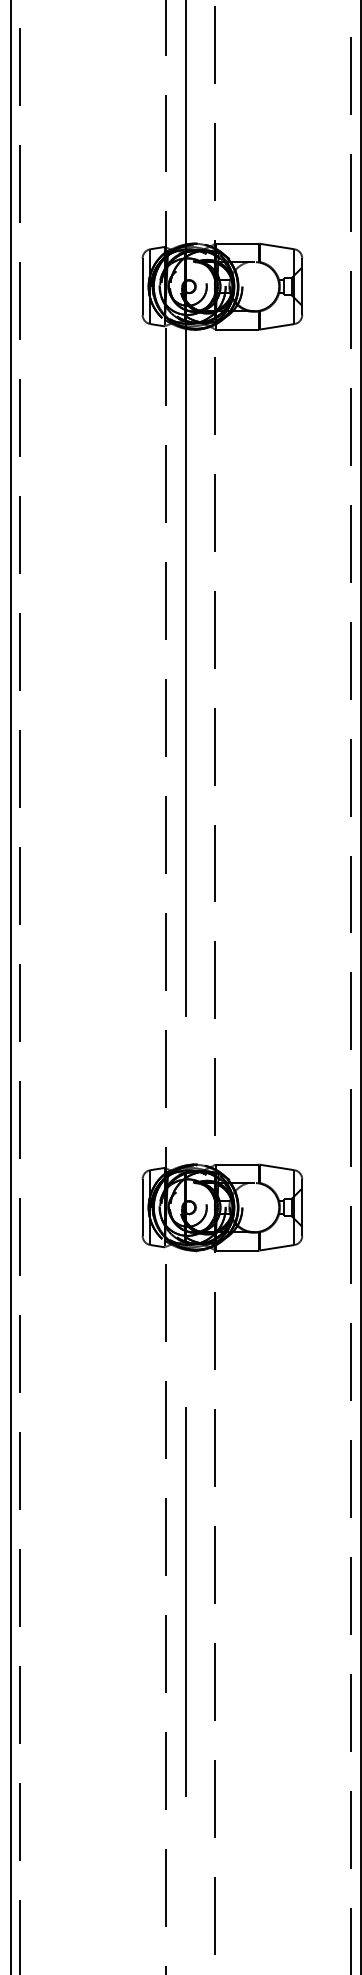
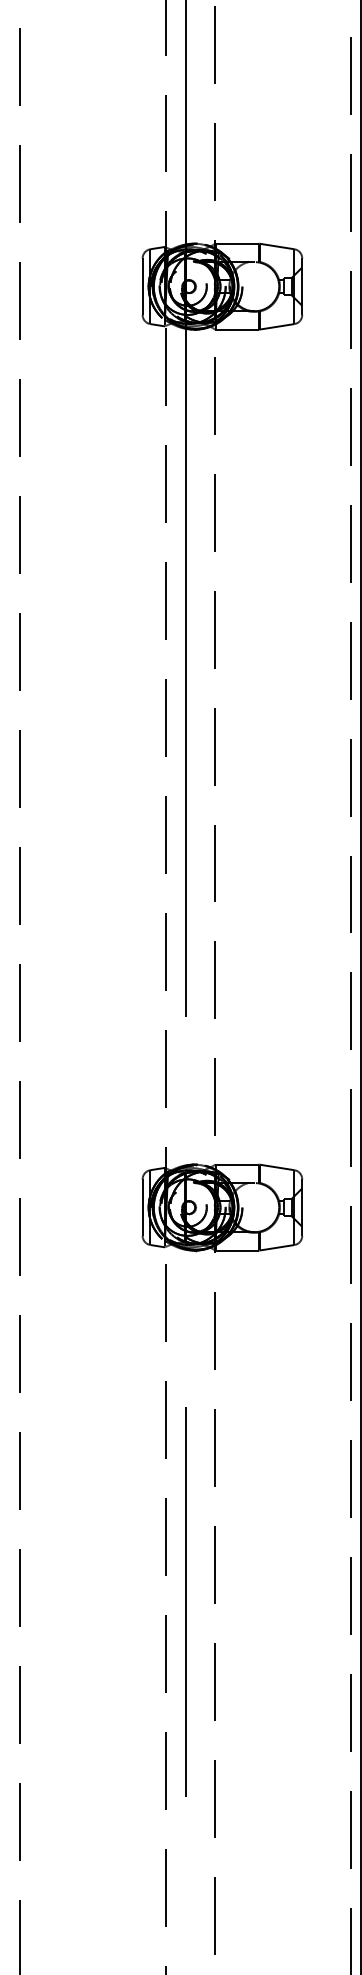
line: present -> none (10, 986)
